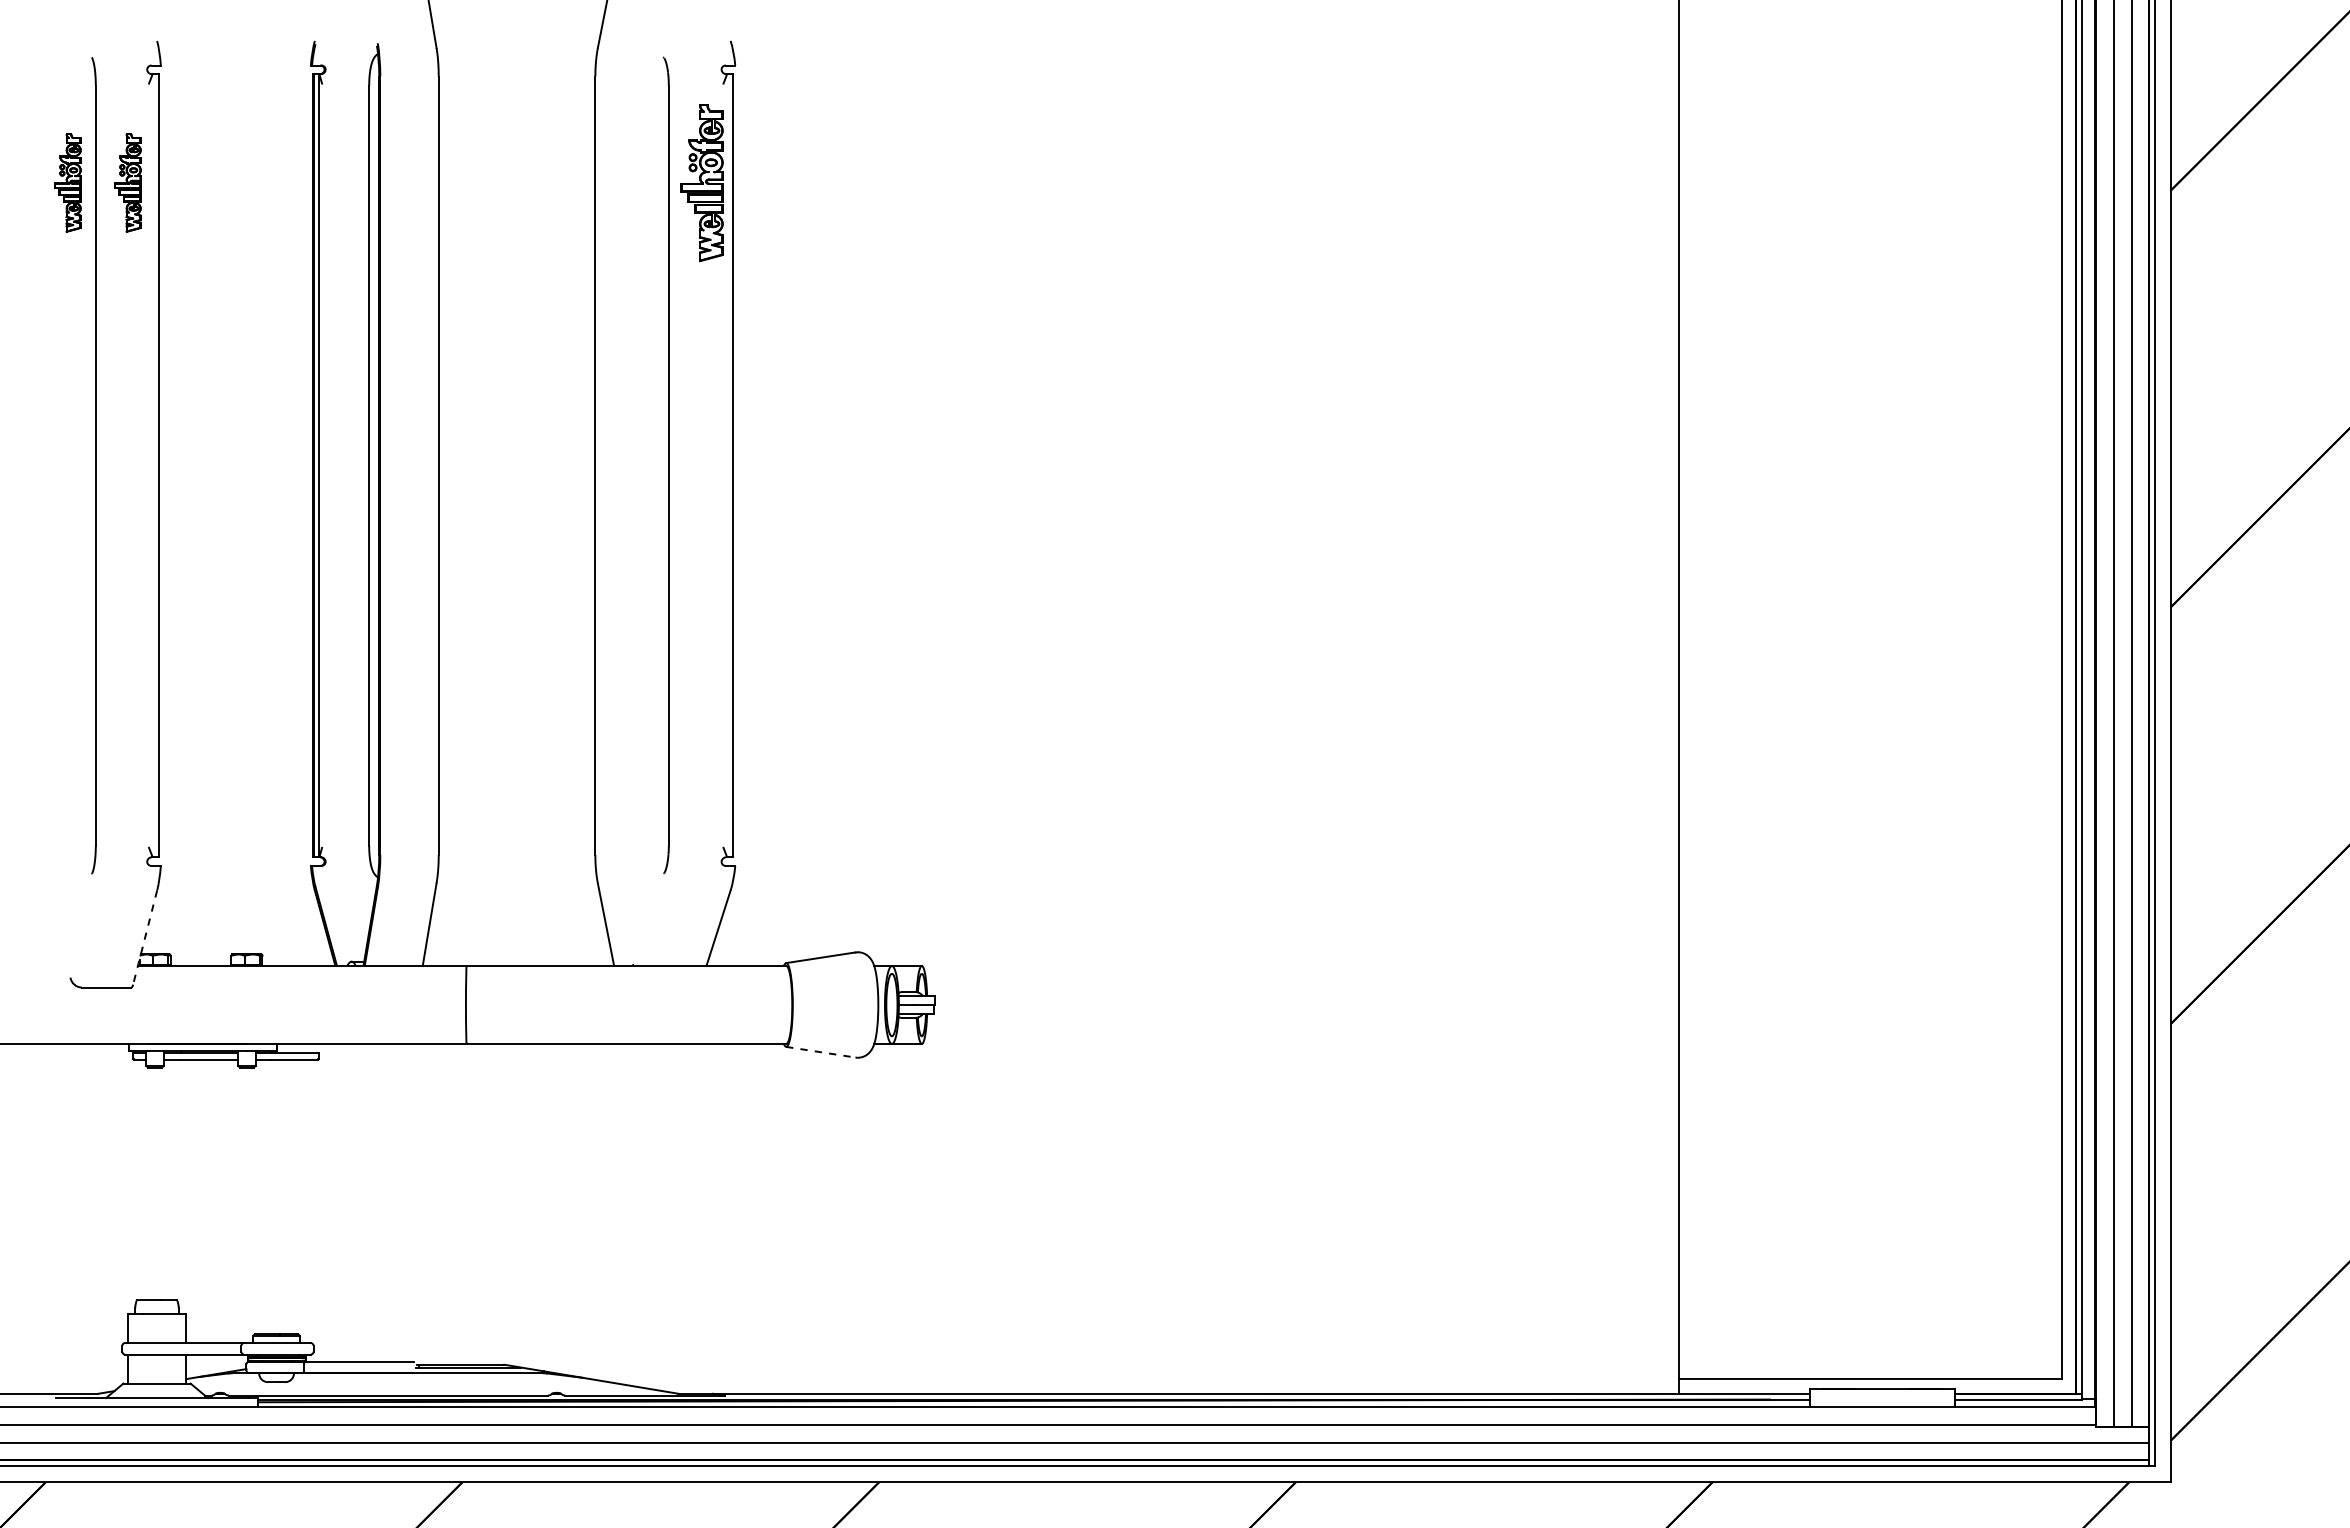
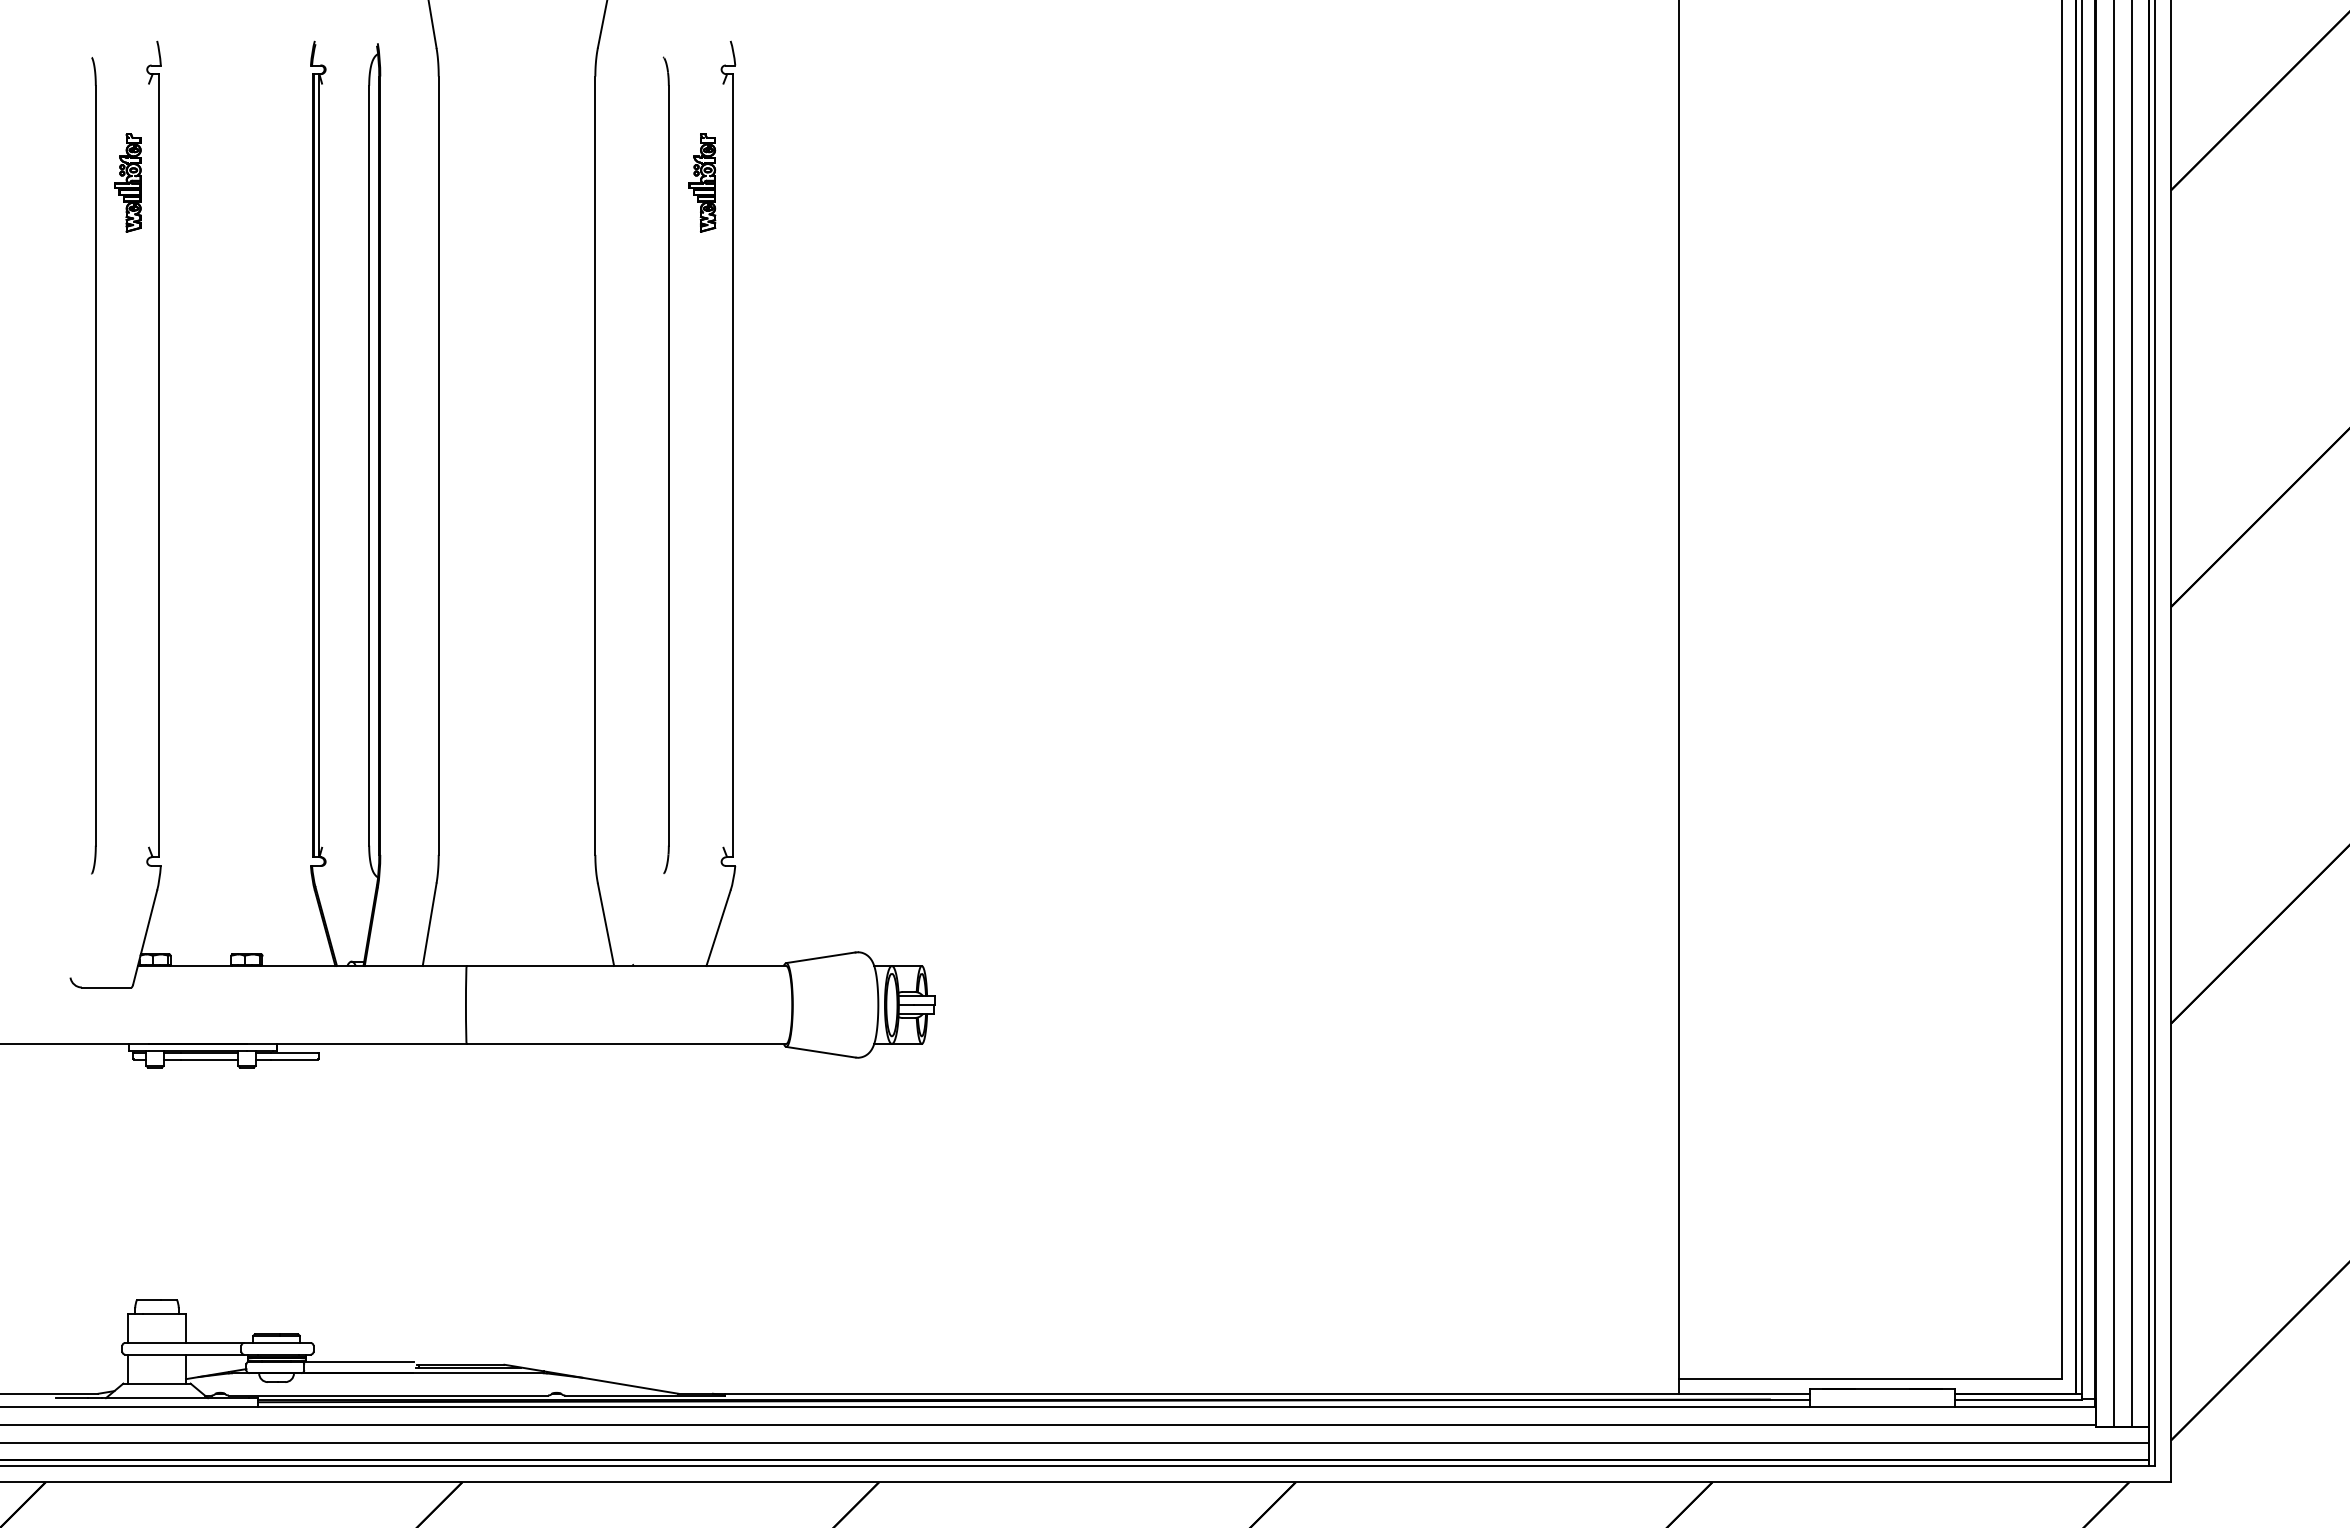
part: present -> none (67, 182)
part size: 44x159 px -> 29x100 px (702, 182)
line: dashed -> solid (145, 937)
line: dashed -> solid (821, 1052)
